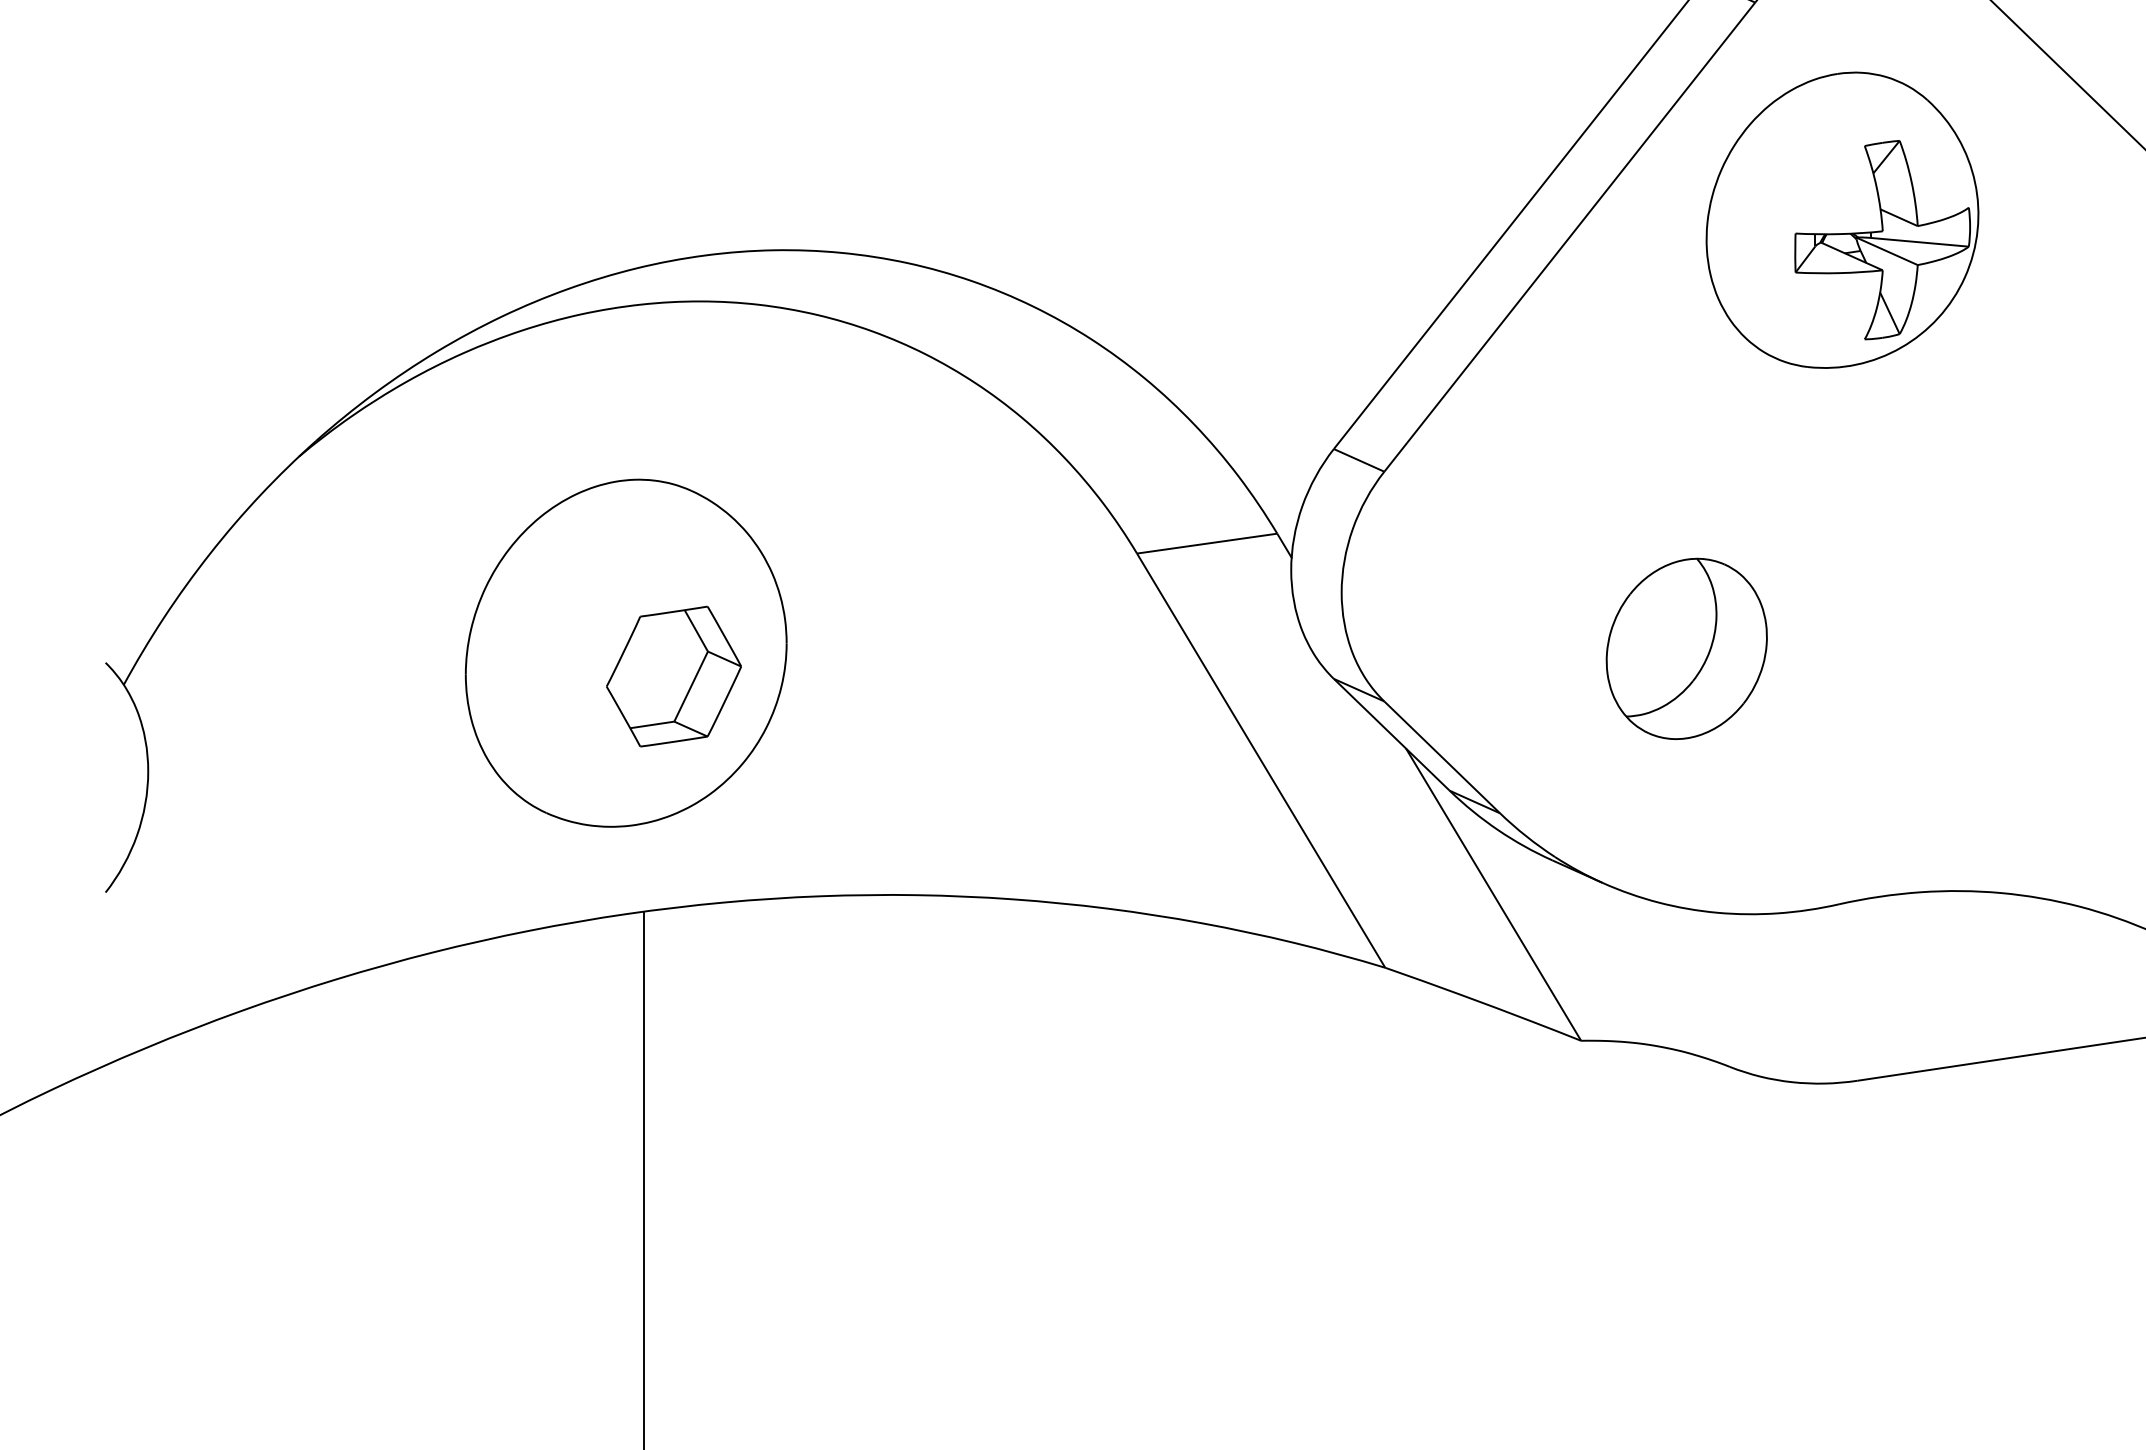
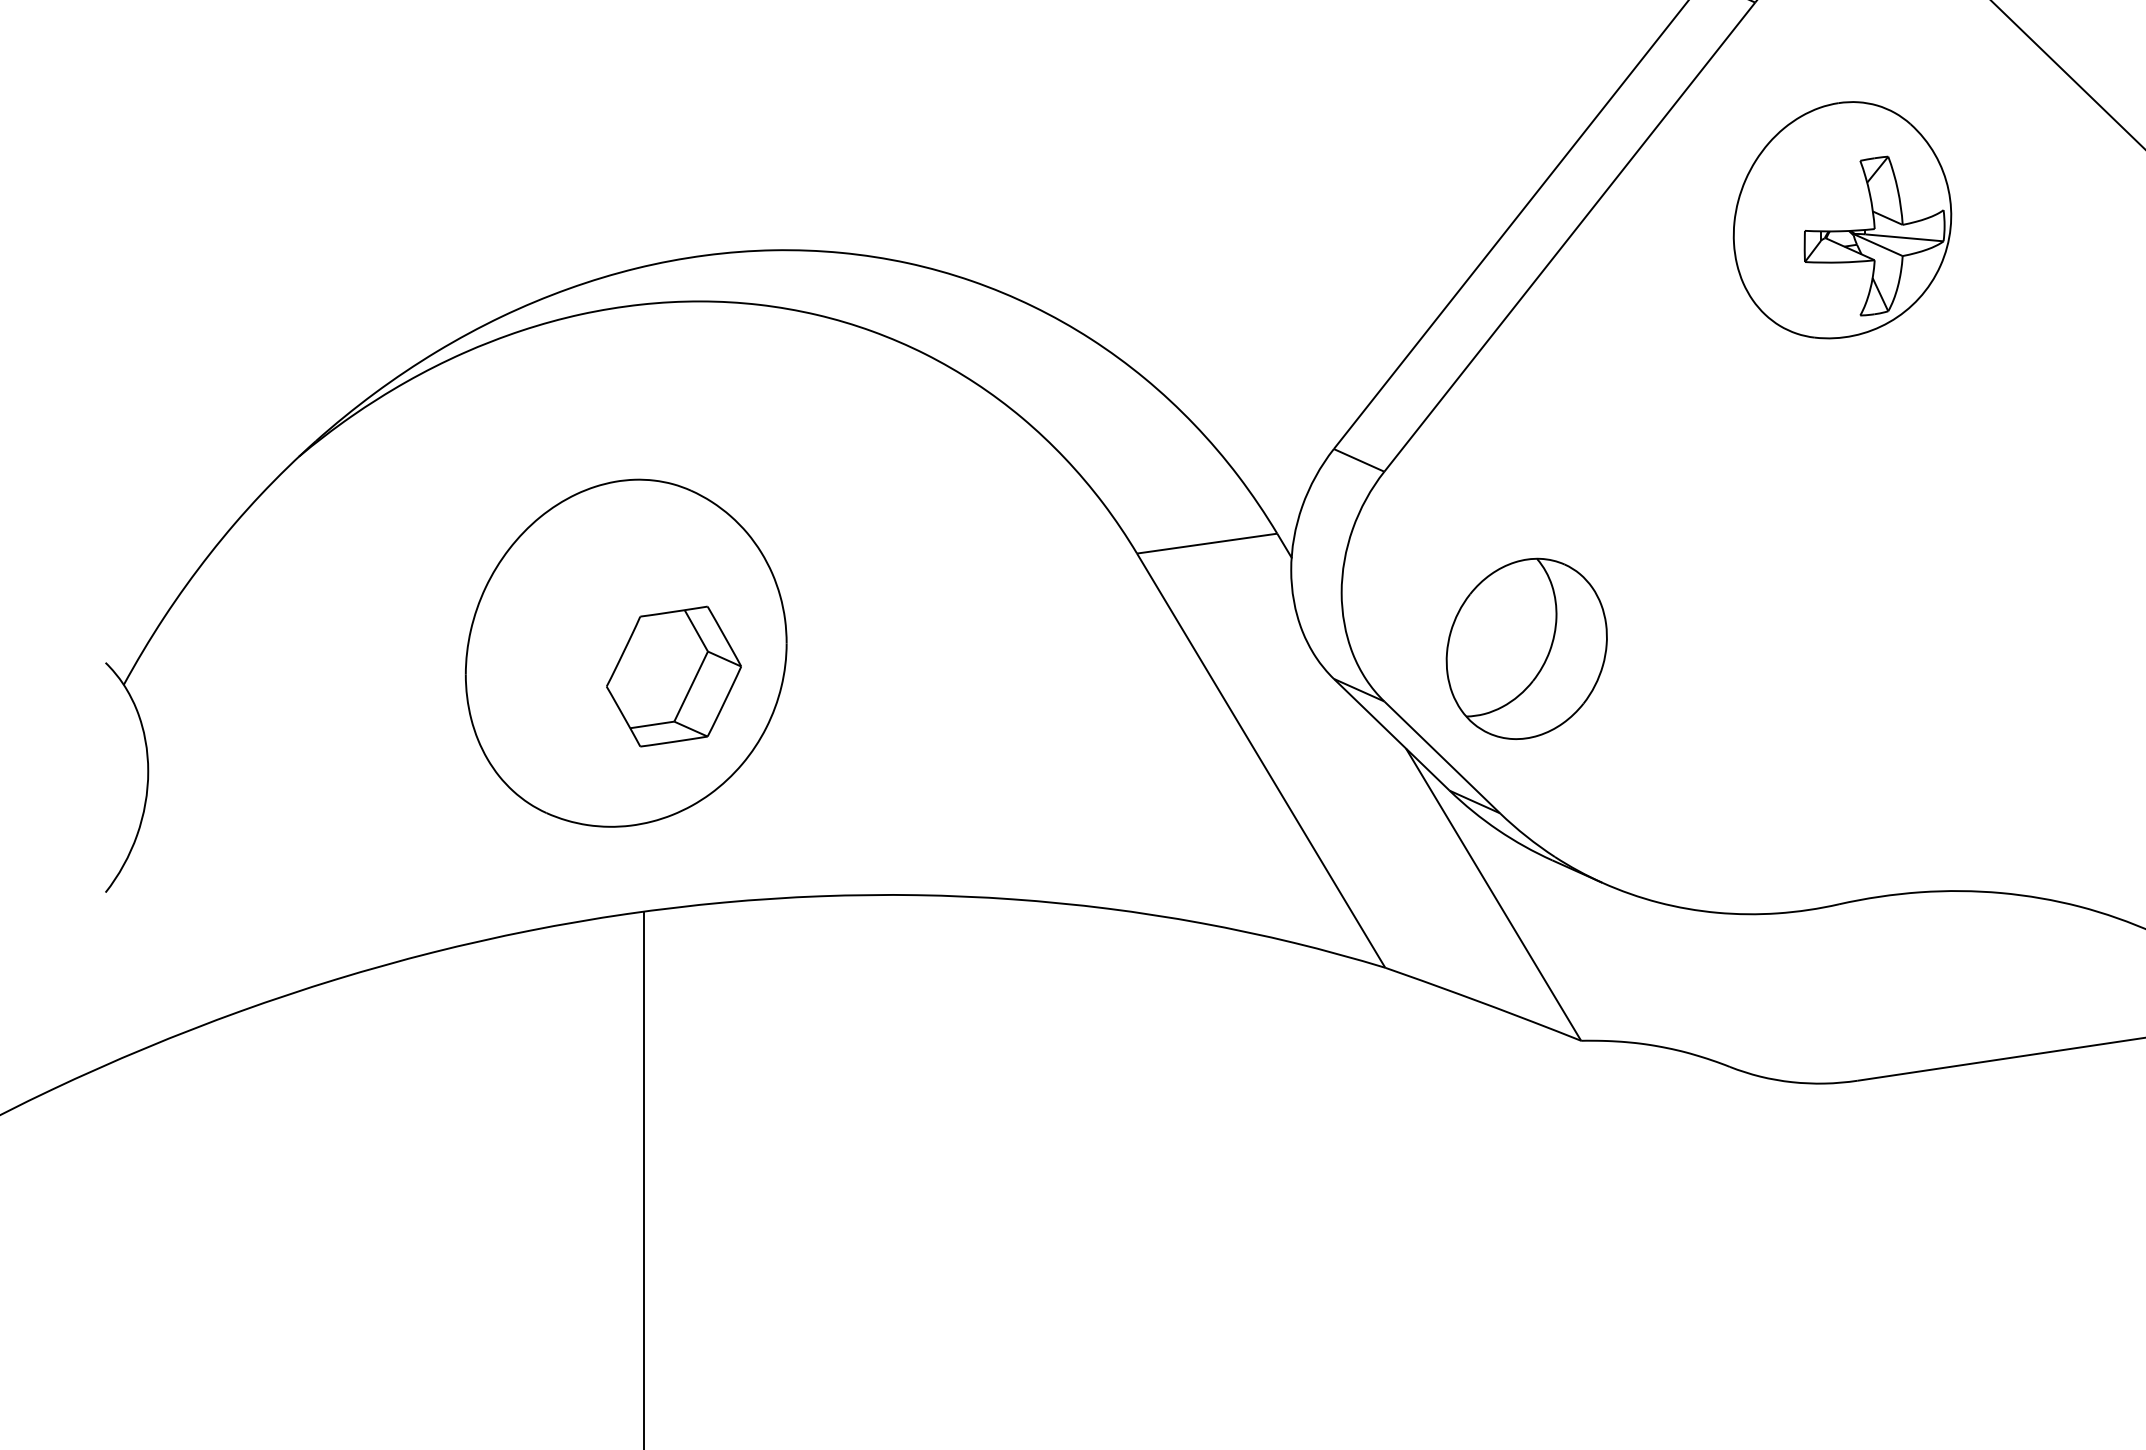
part size: 275x298 px -> 221x239 px (1842, 220)
part position: (1686, 648) -> (1526, 648) (1526, 648)
